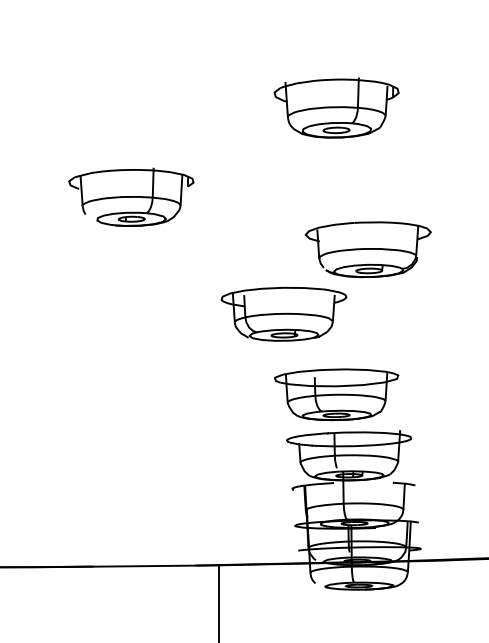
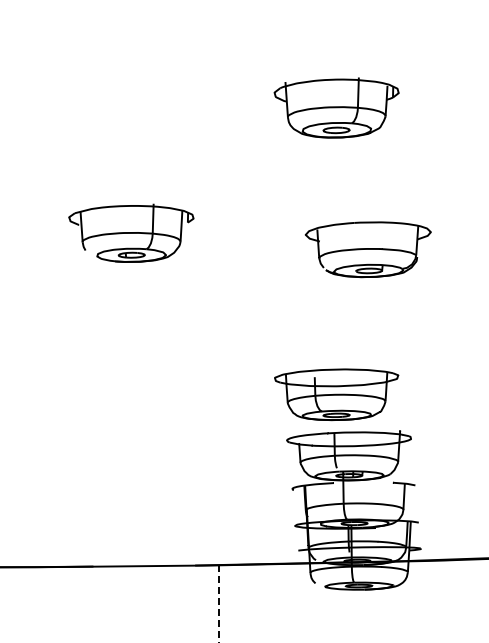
part position: (131, 196) -> (131, 232) (131, 232)
part: present -> none (283, 313)
line: solid -> dashed (218, 603)
